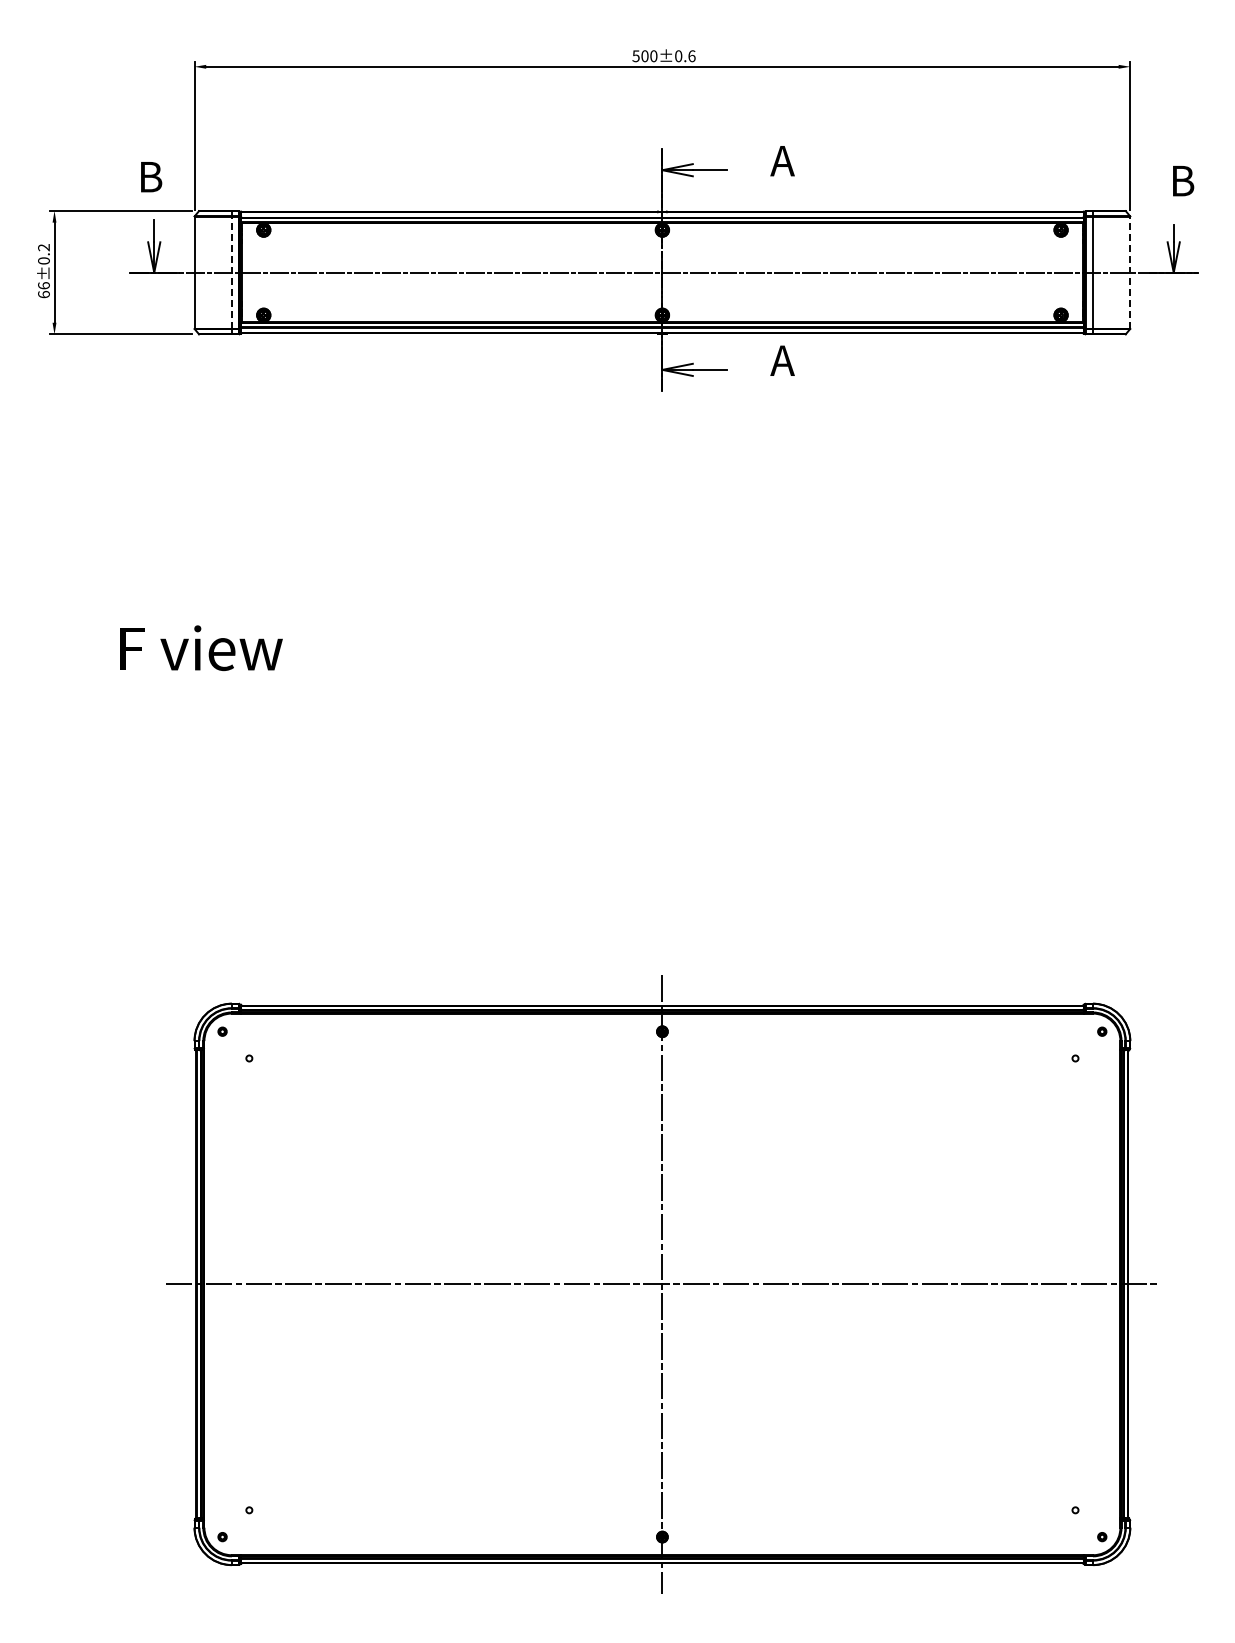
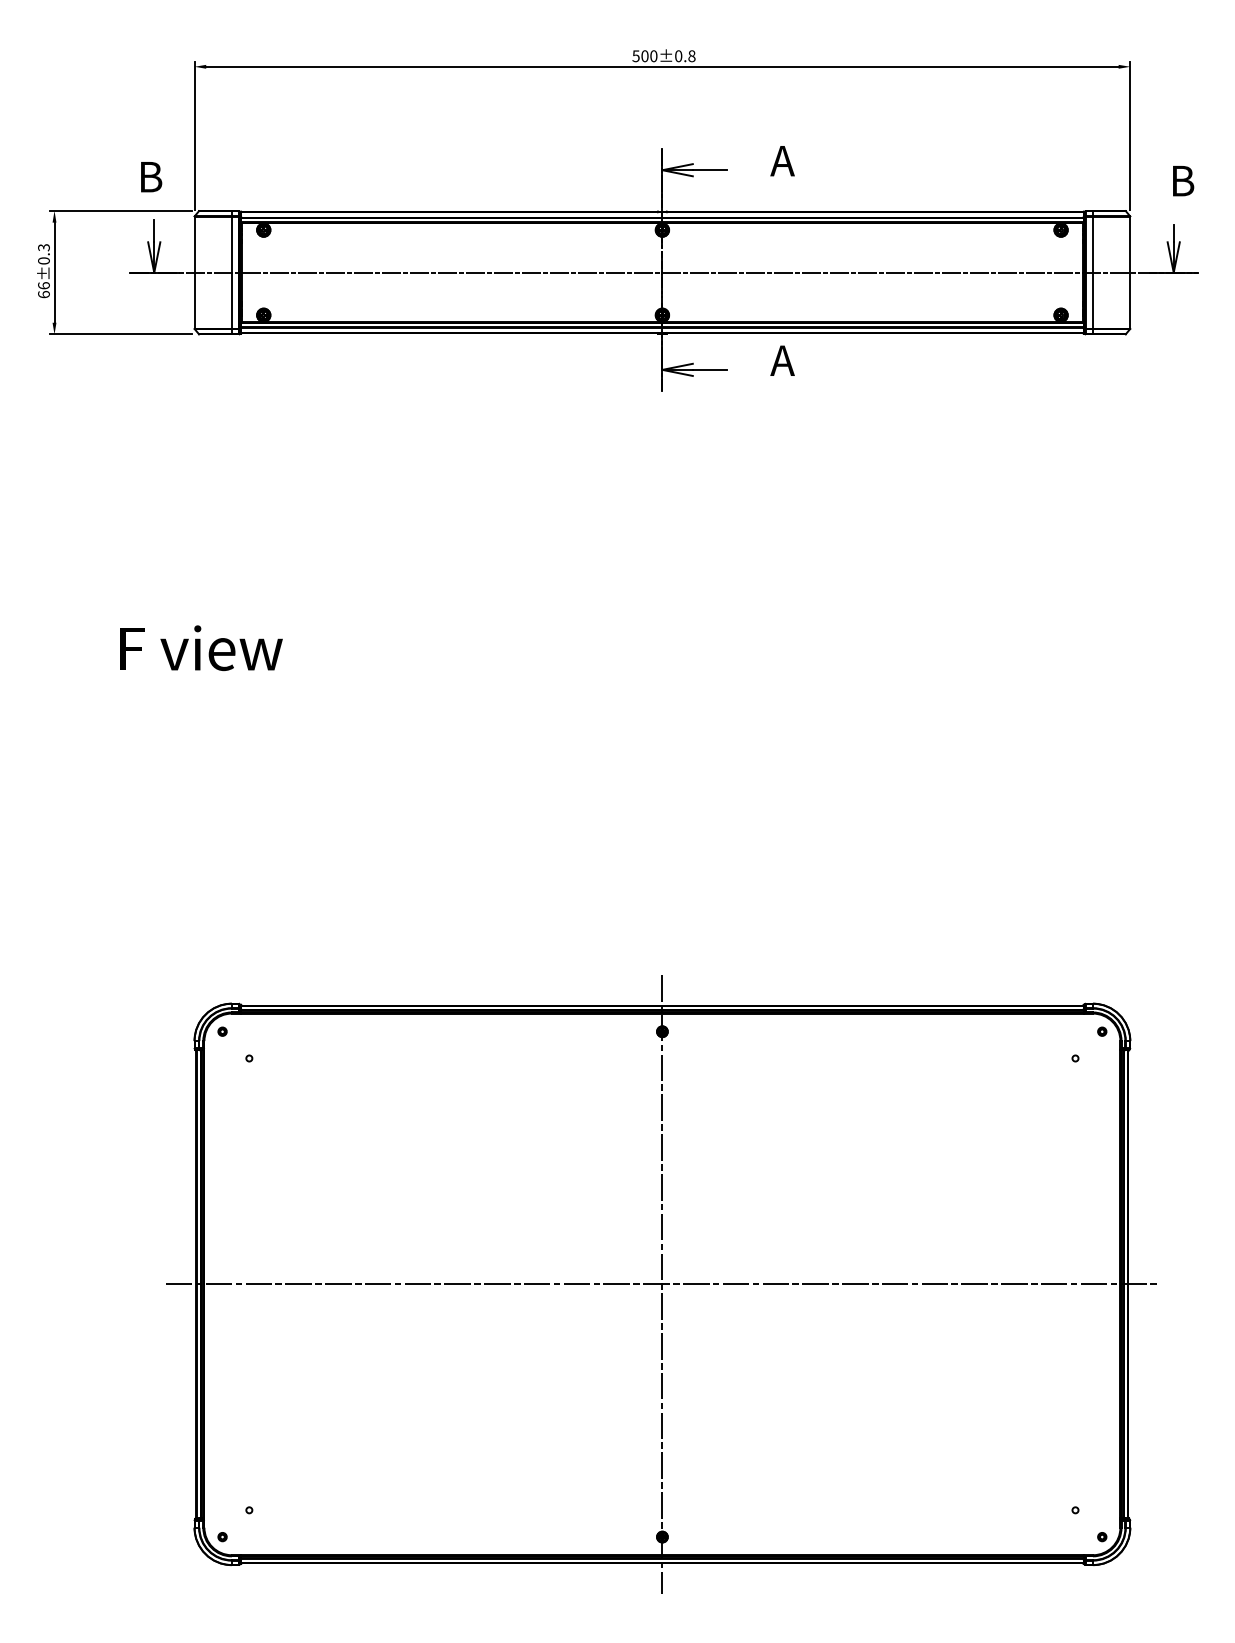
text: 500±0.6 -> 500±0.8 (691, 56)
text: 66±0.2 -> 66±0.3 (43, 247)
line: dashed -> solid (231, 272)
line: dashed -> solid (1130, 272)
